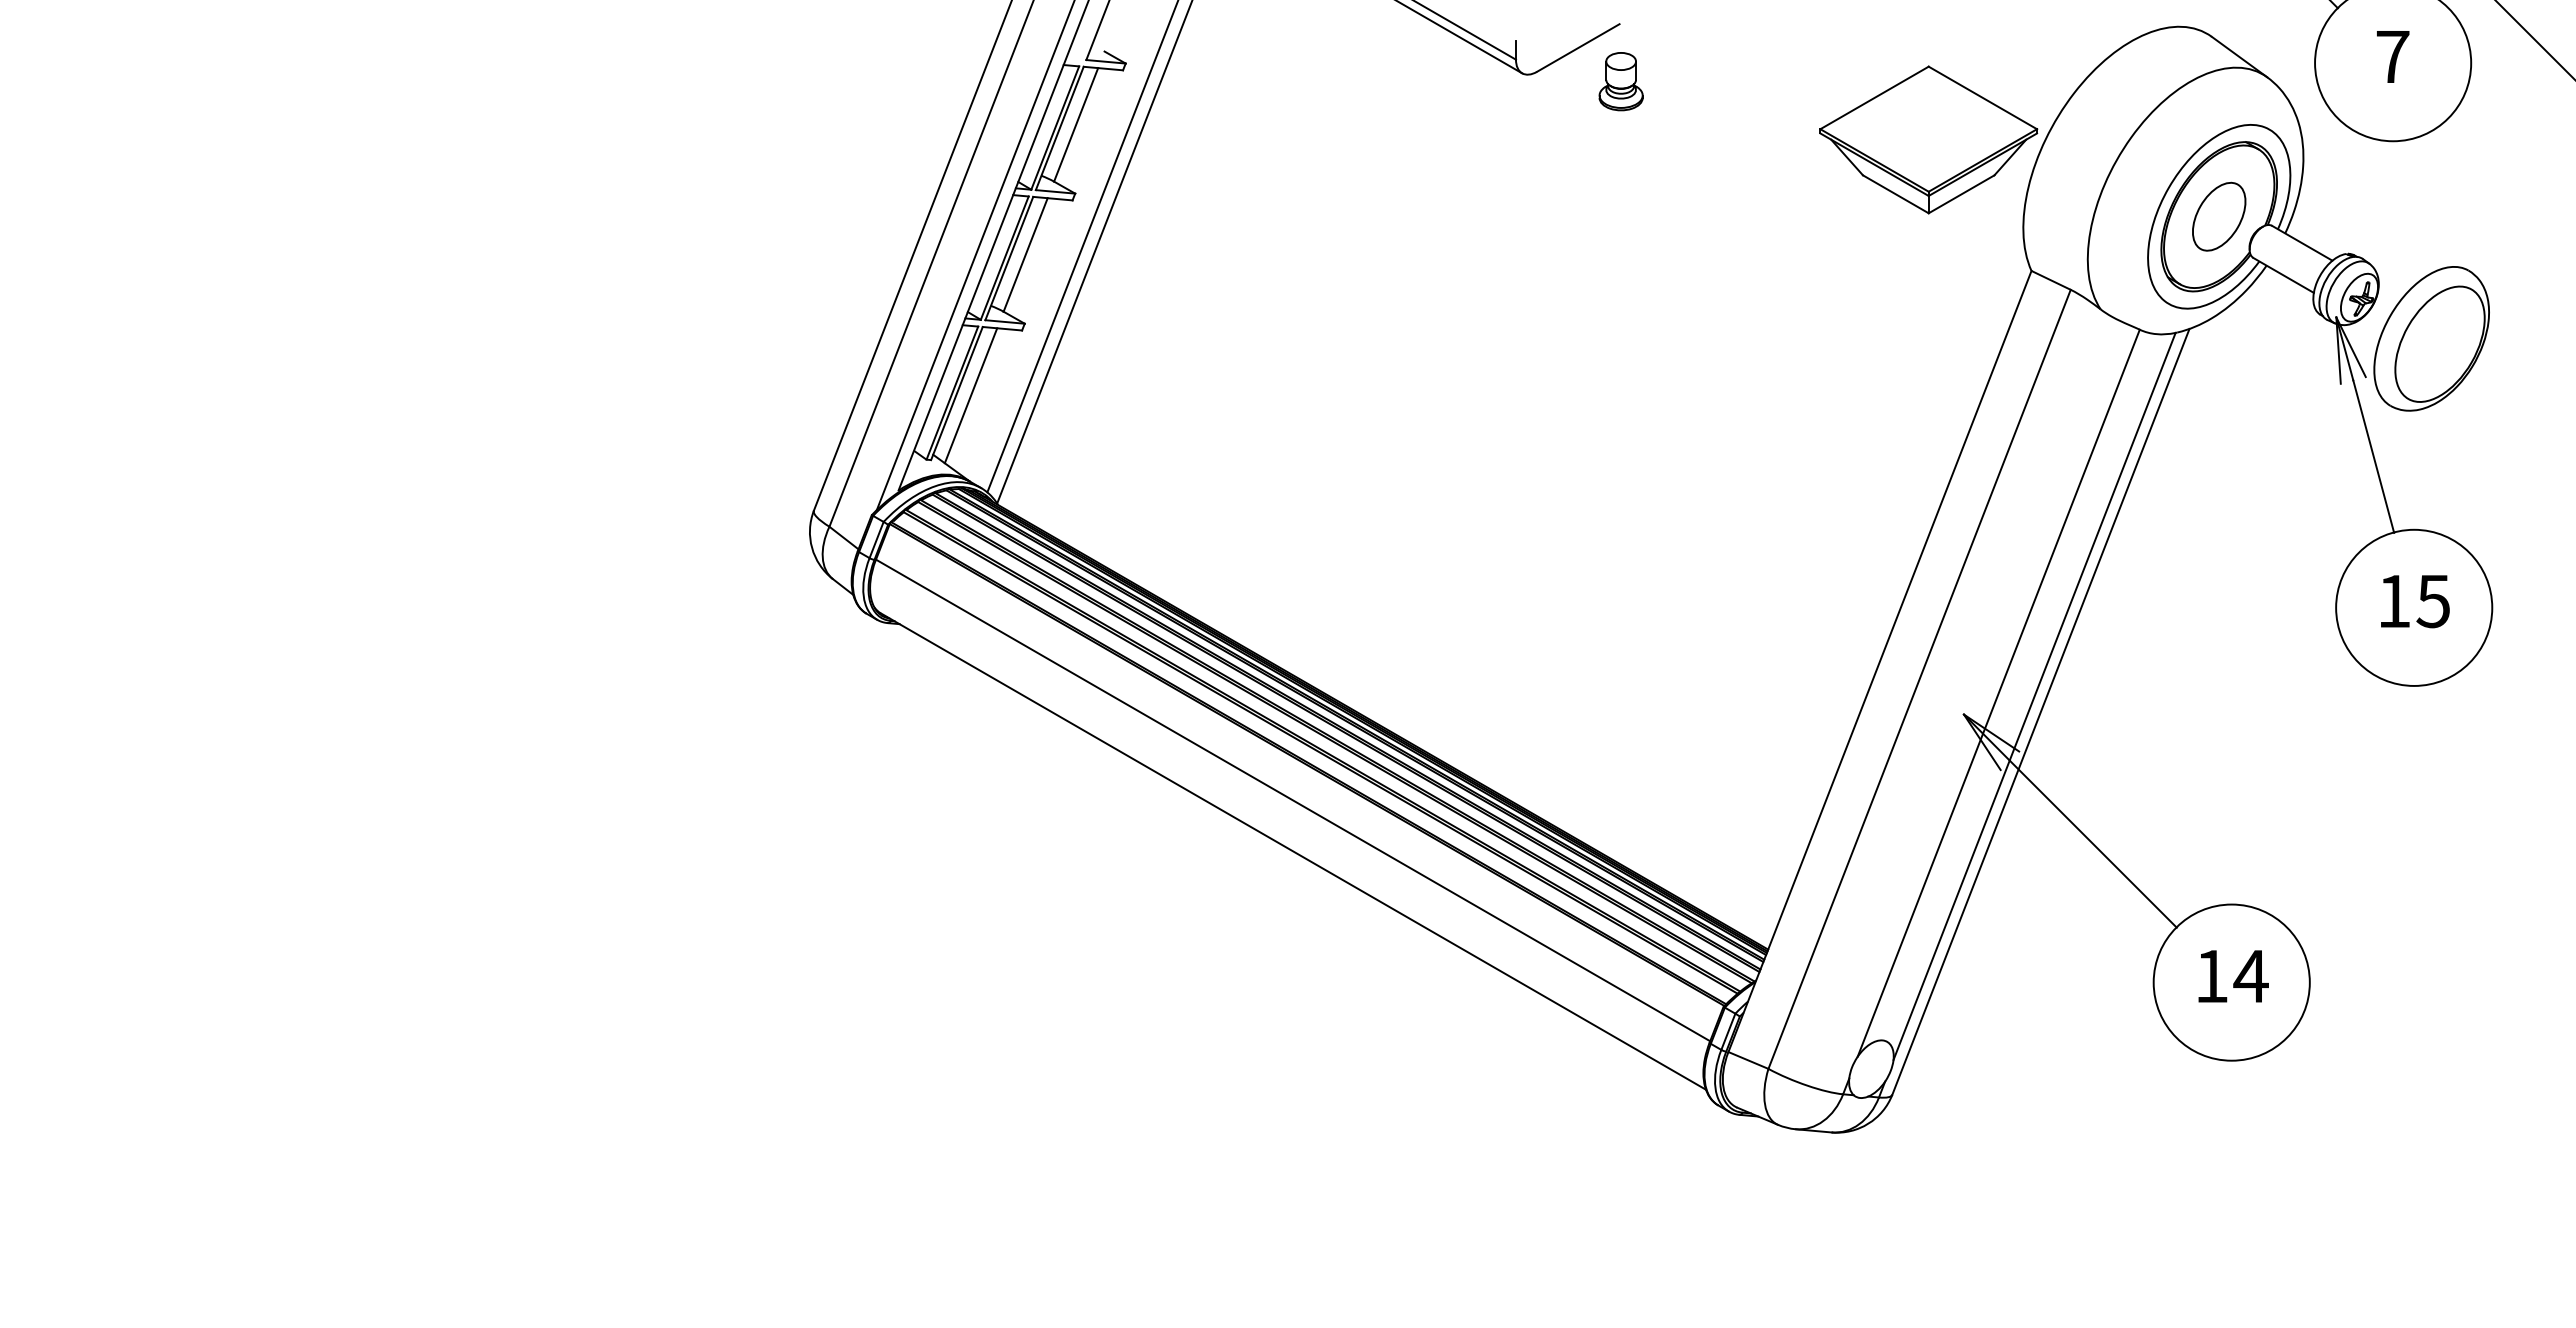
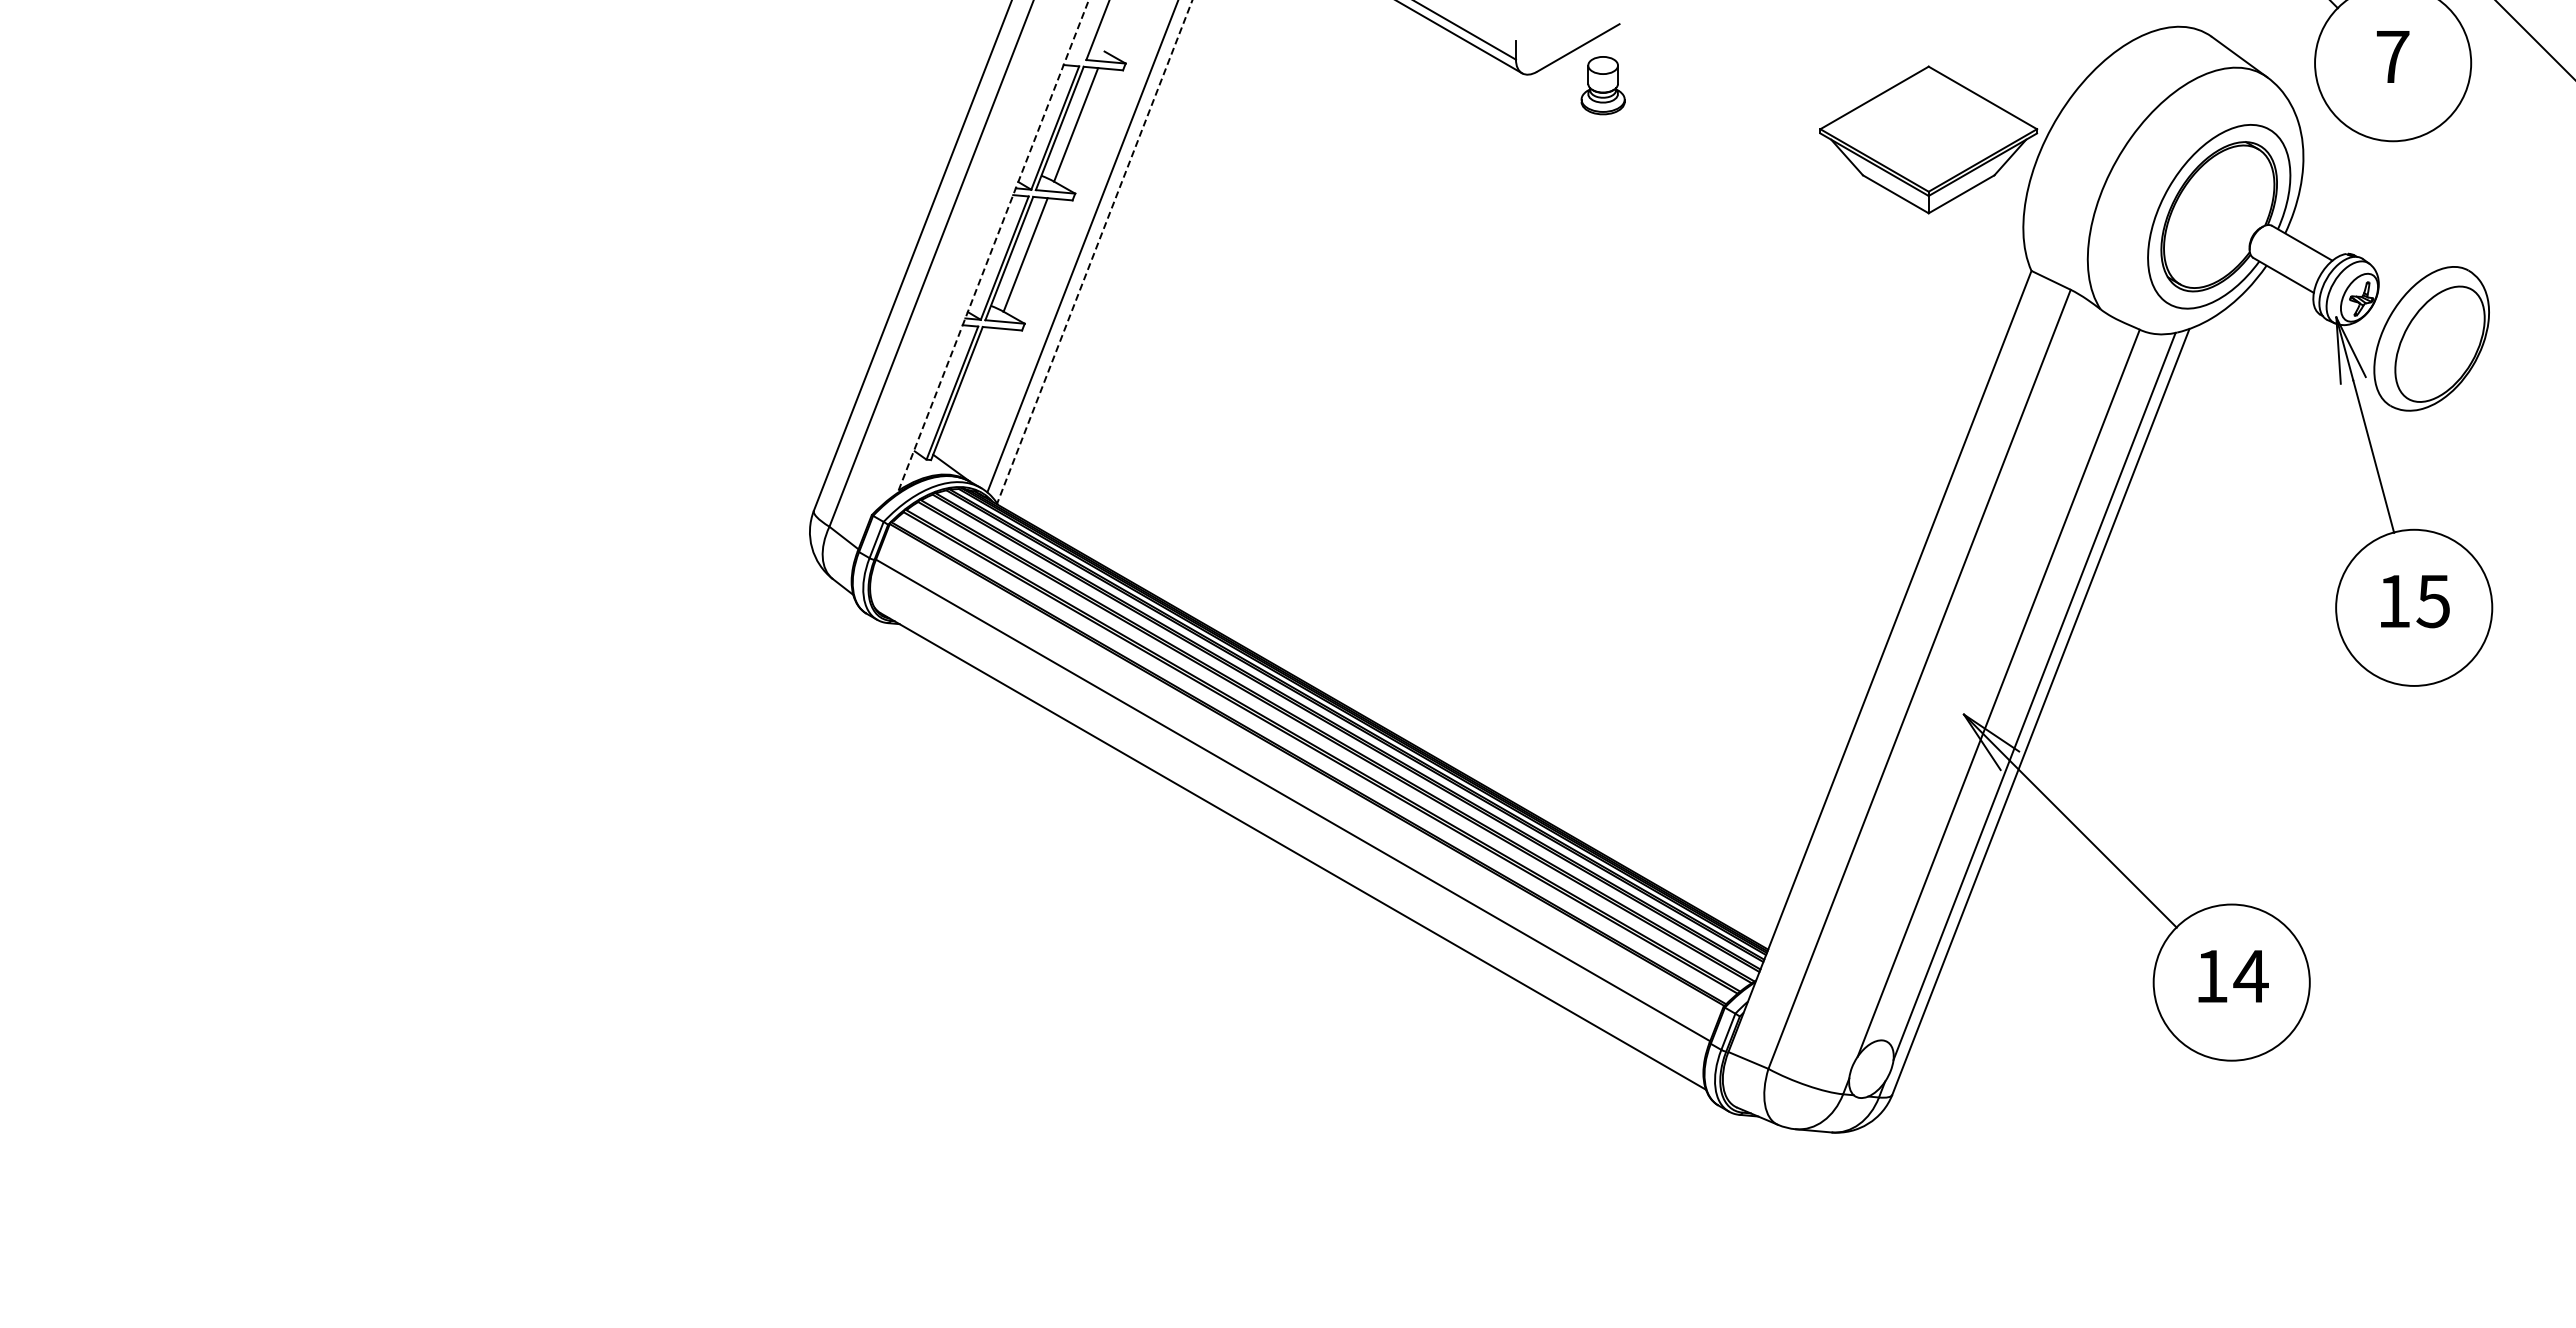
part position: (1620, 81) -> (1602, 85) (1602, 85)
part: present -> none (2219, 216)
line: solid -> dashed (993, 245)
line: solid -> dashed (1094, 251)
line: present -> none (974, 256)
line: present -> none (970, 395)
